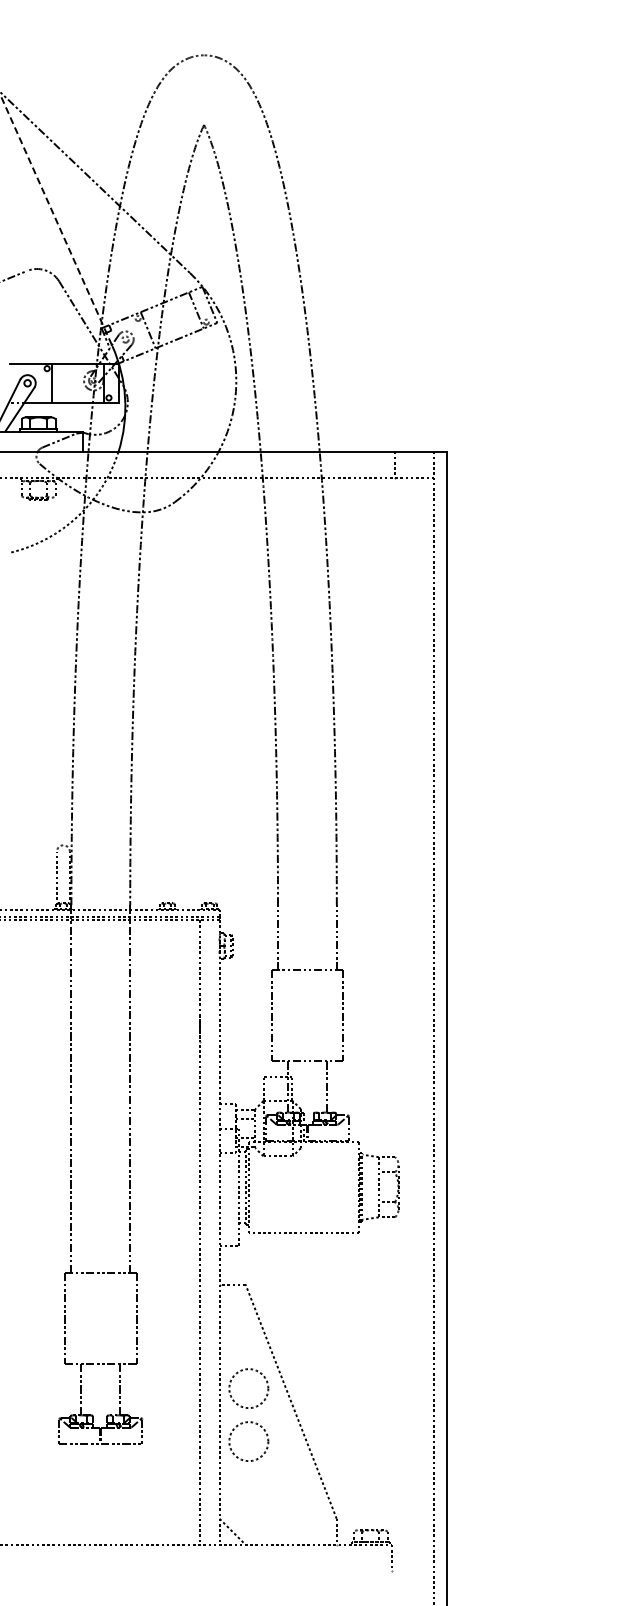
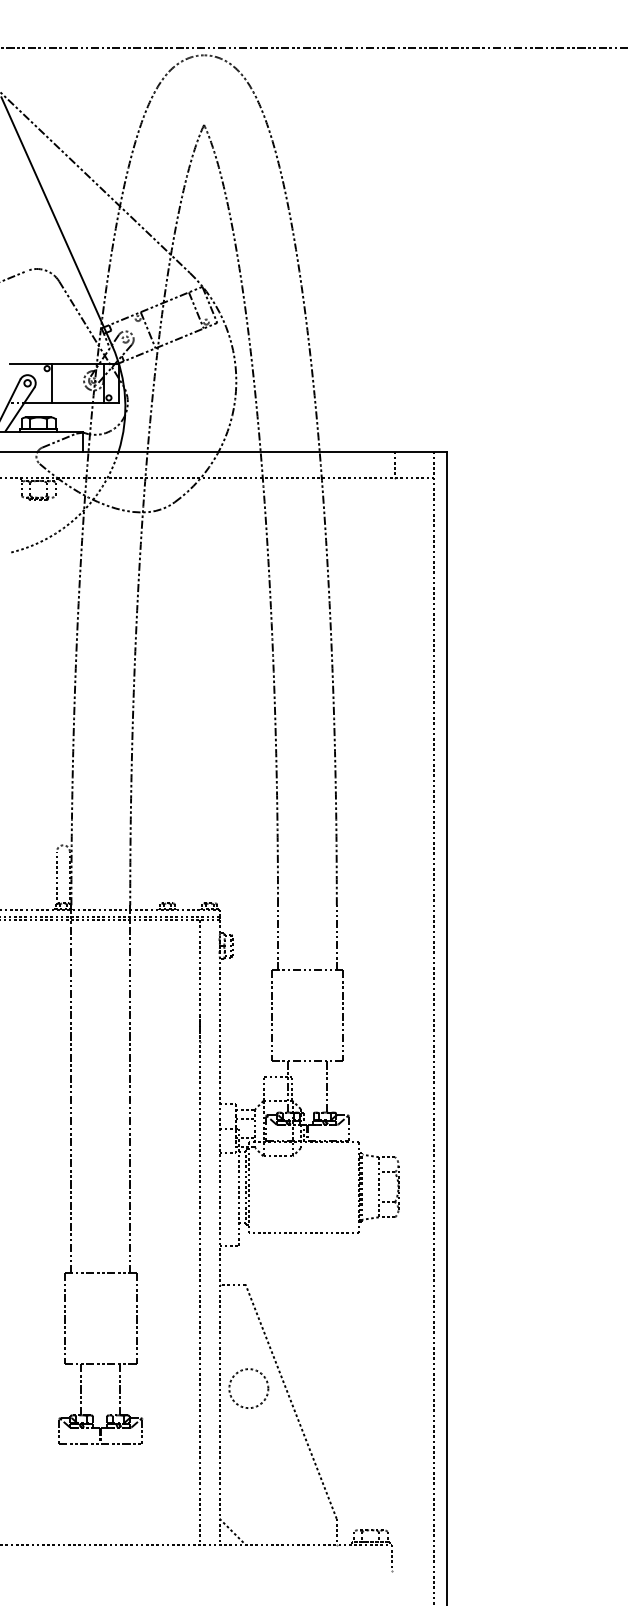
line: none -> present (313, 48)
line: dashed -> solid (57, 222)
circle: present -> none (248, 1441)
